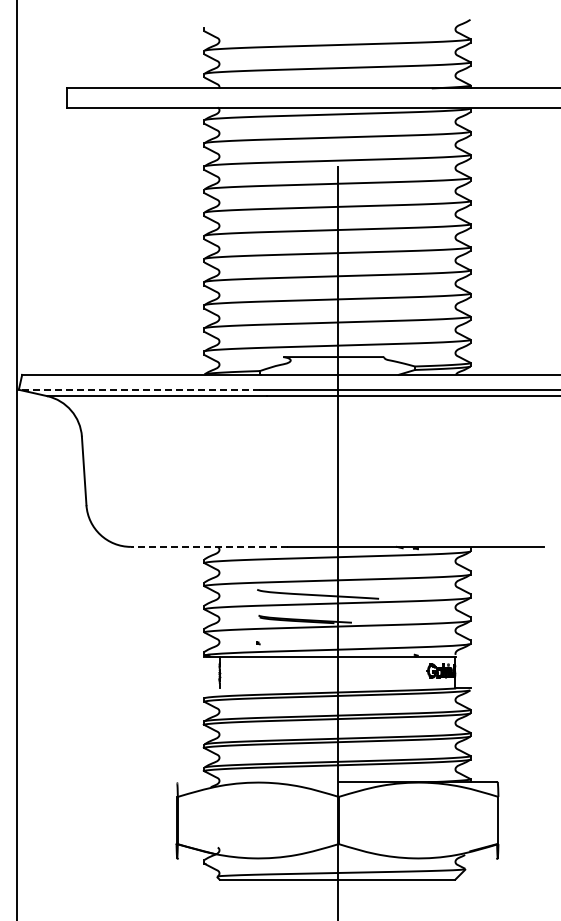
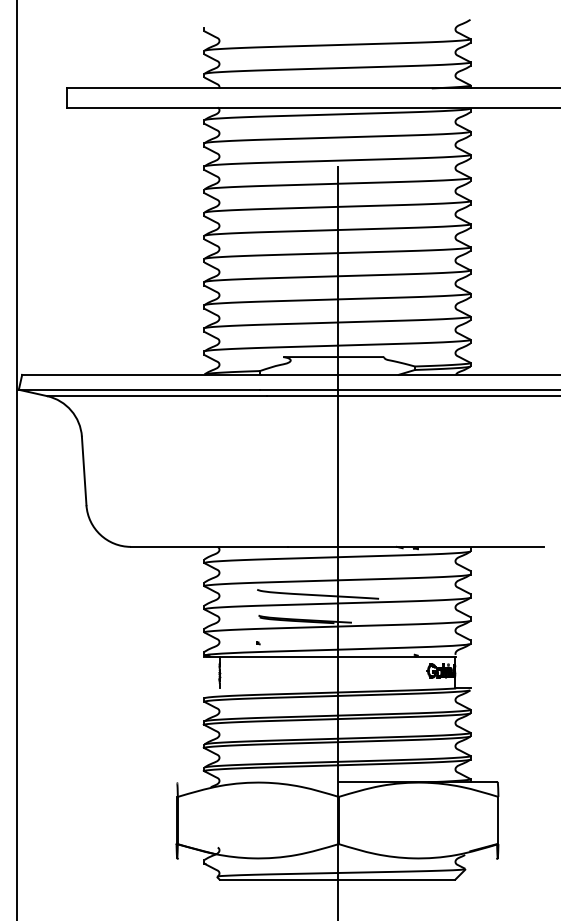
line: dashed -> solid (139, 389)
line: dashed -> solid (208, 546)
